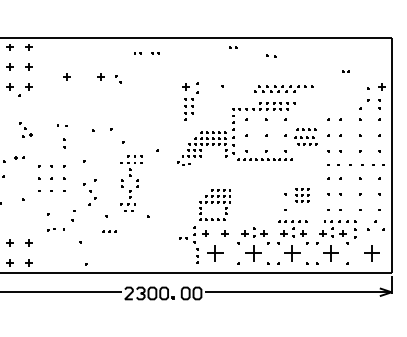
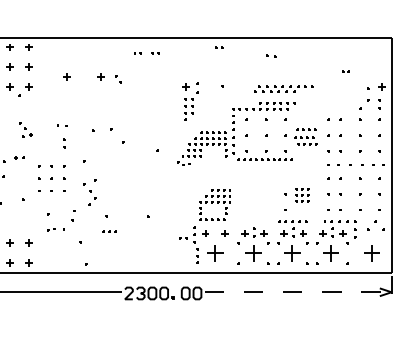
part position: (233, 47) -> (219, 47) (219, 47)
part: present -> none (131, 183)
line: solid -> dashed (298, 292)
